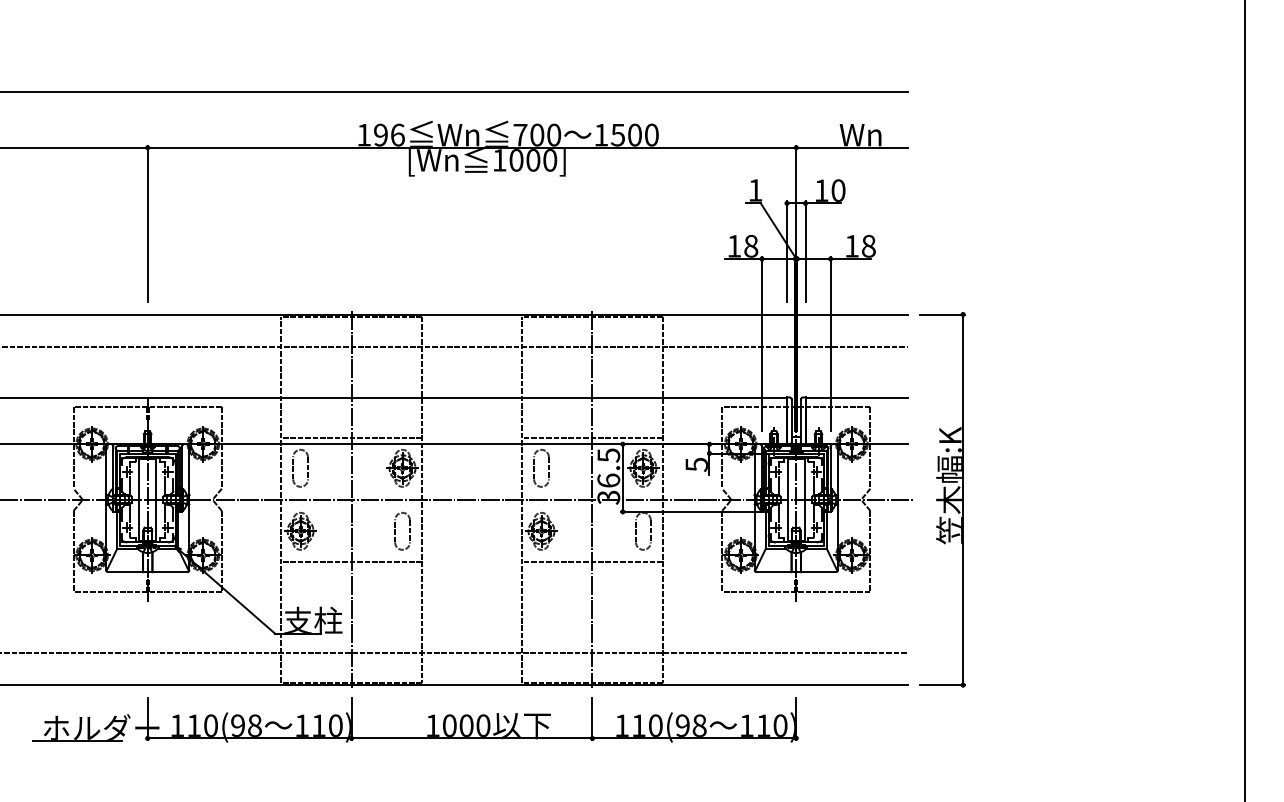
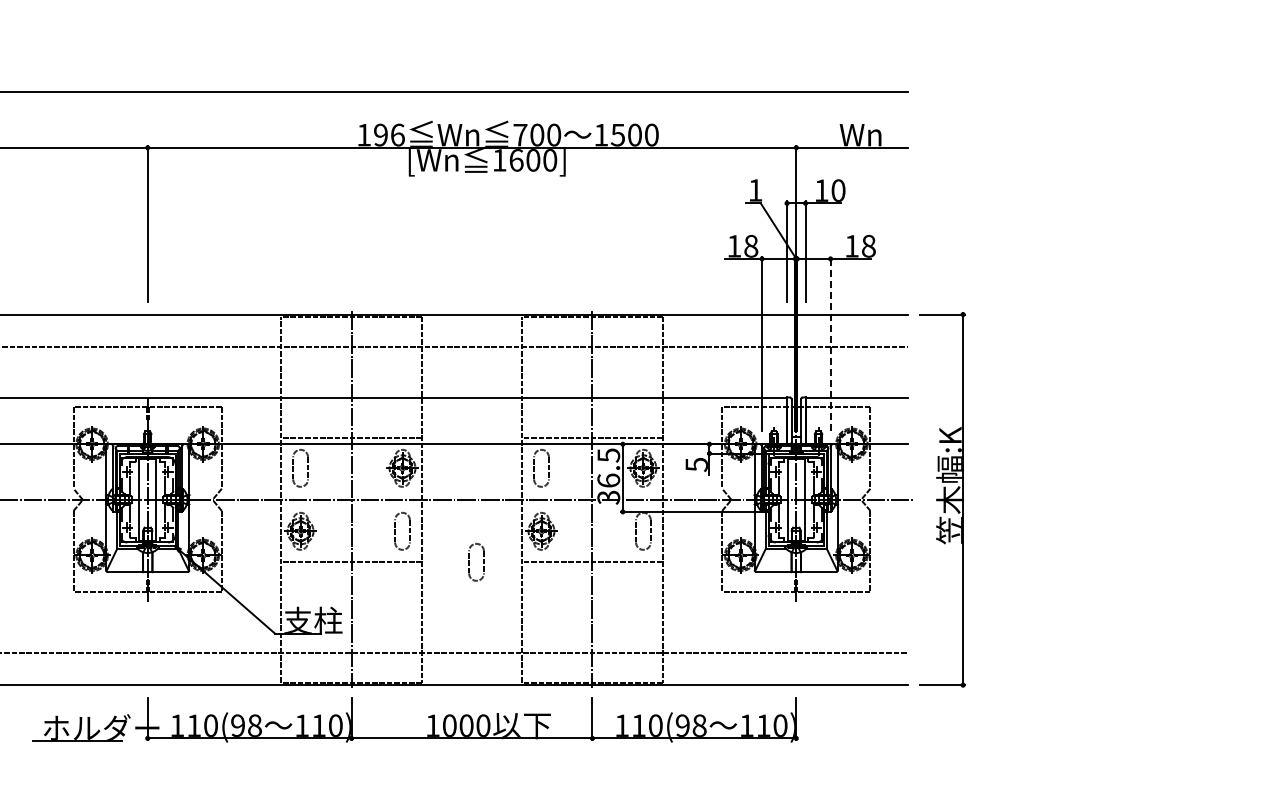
text: 1000] -> 1600] (516, 160)
line: solid -> dashed (830, 343)
line: present -> none (1245, 400)
part: none -> present (469, 561)
